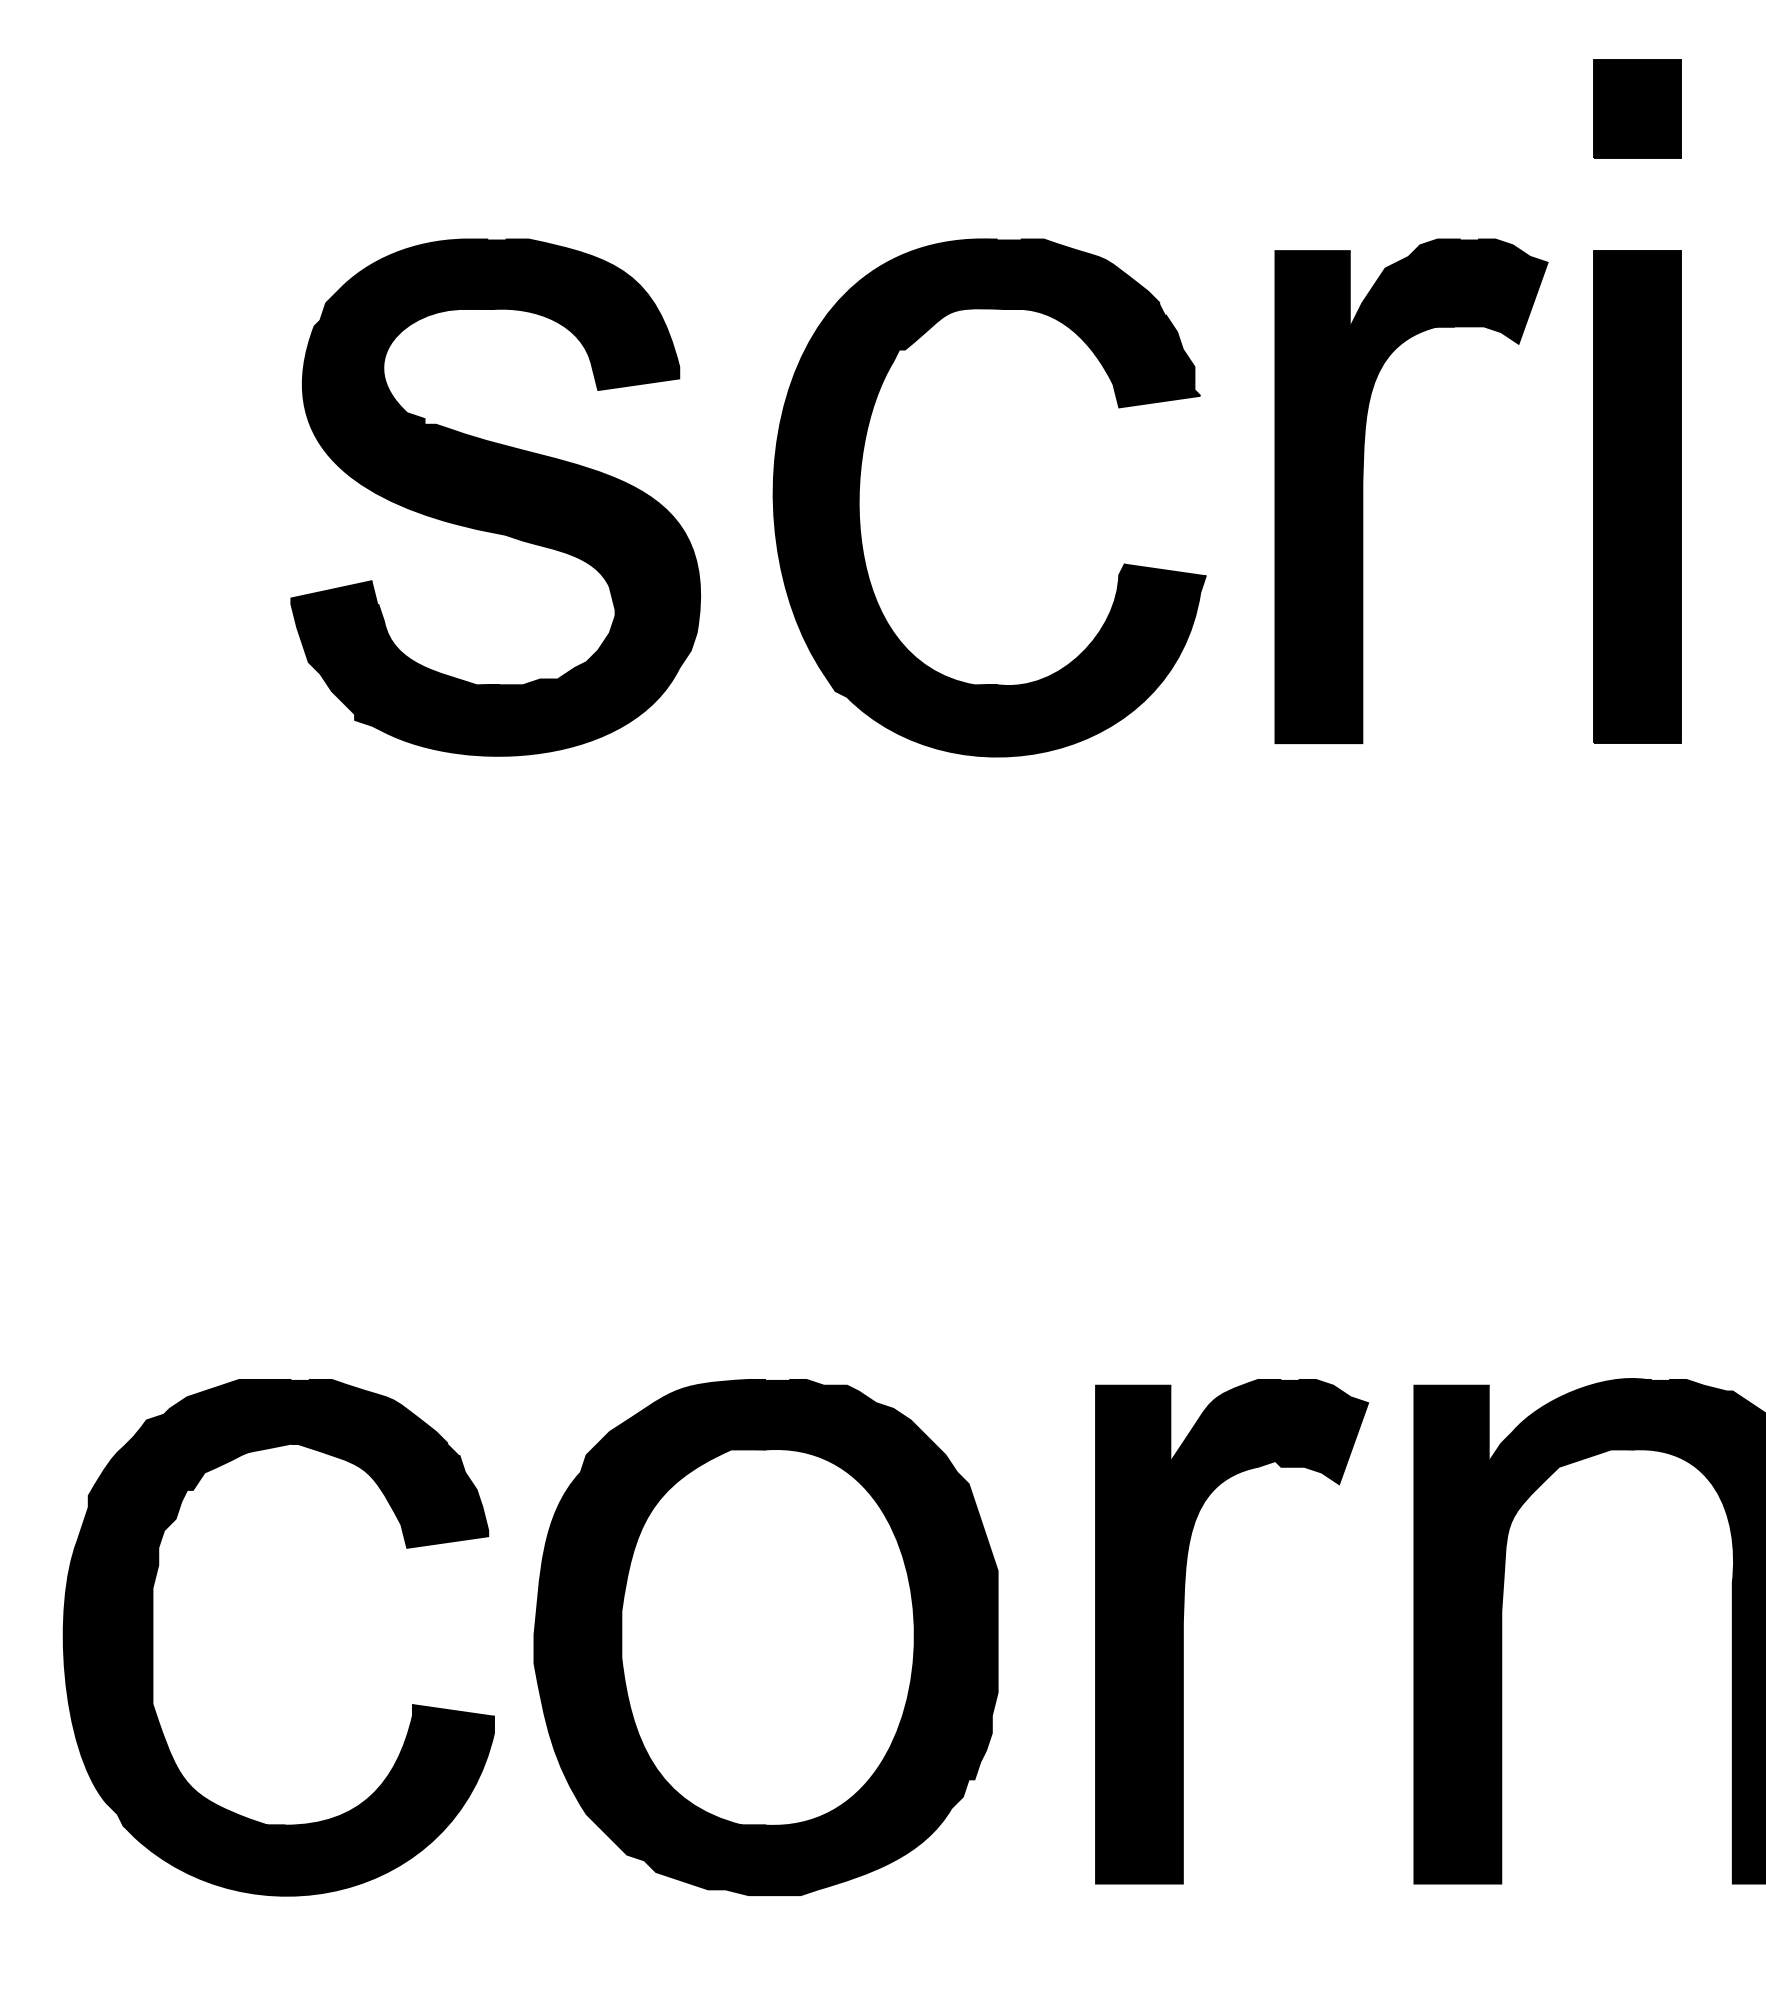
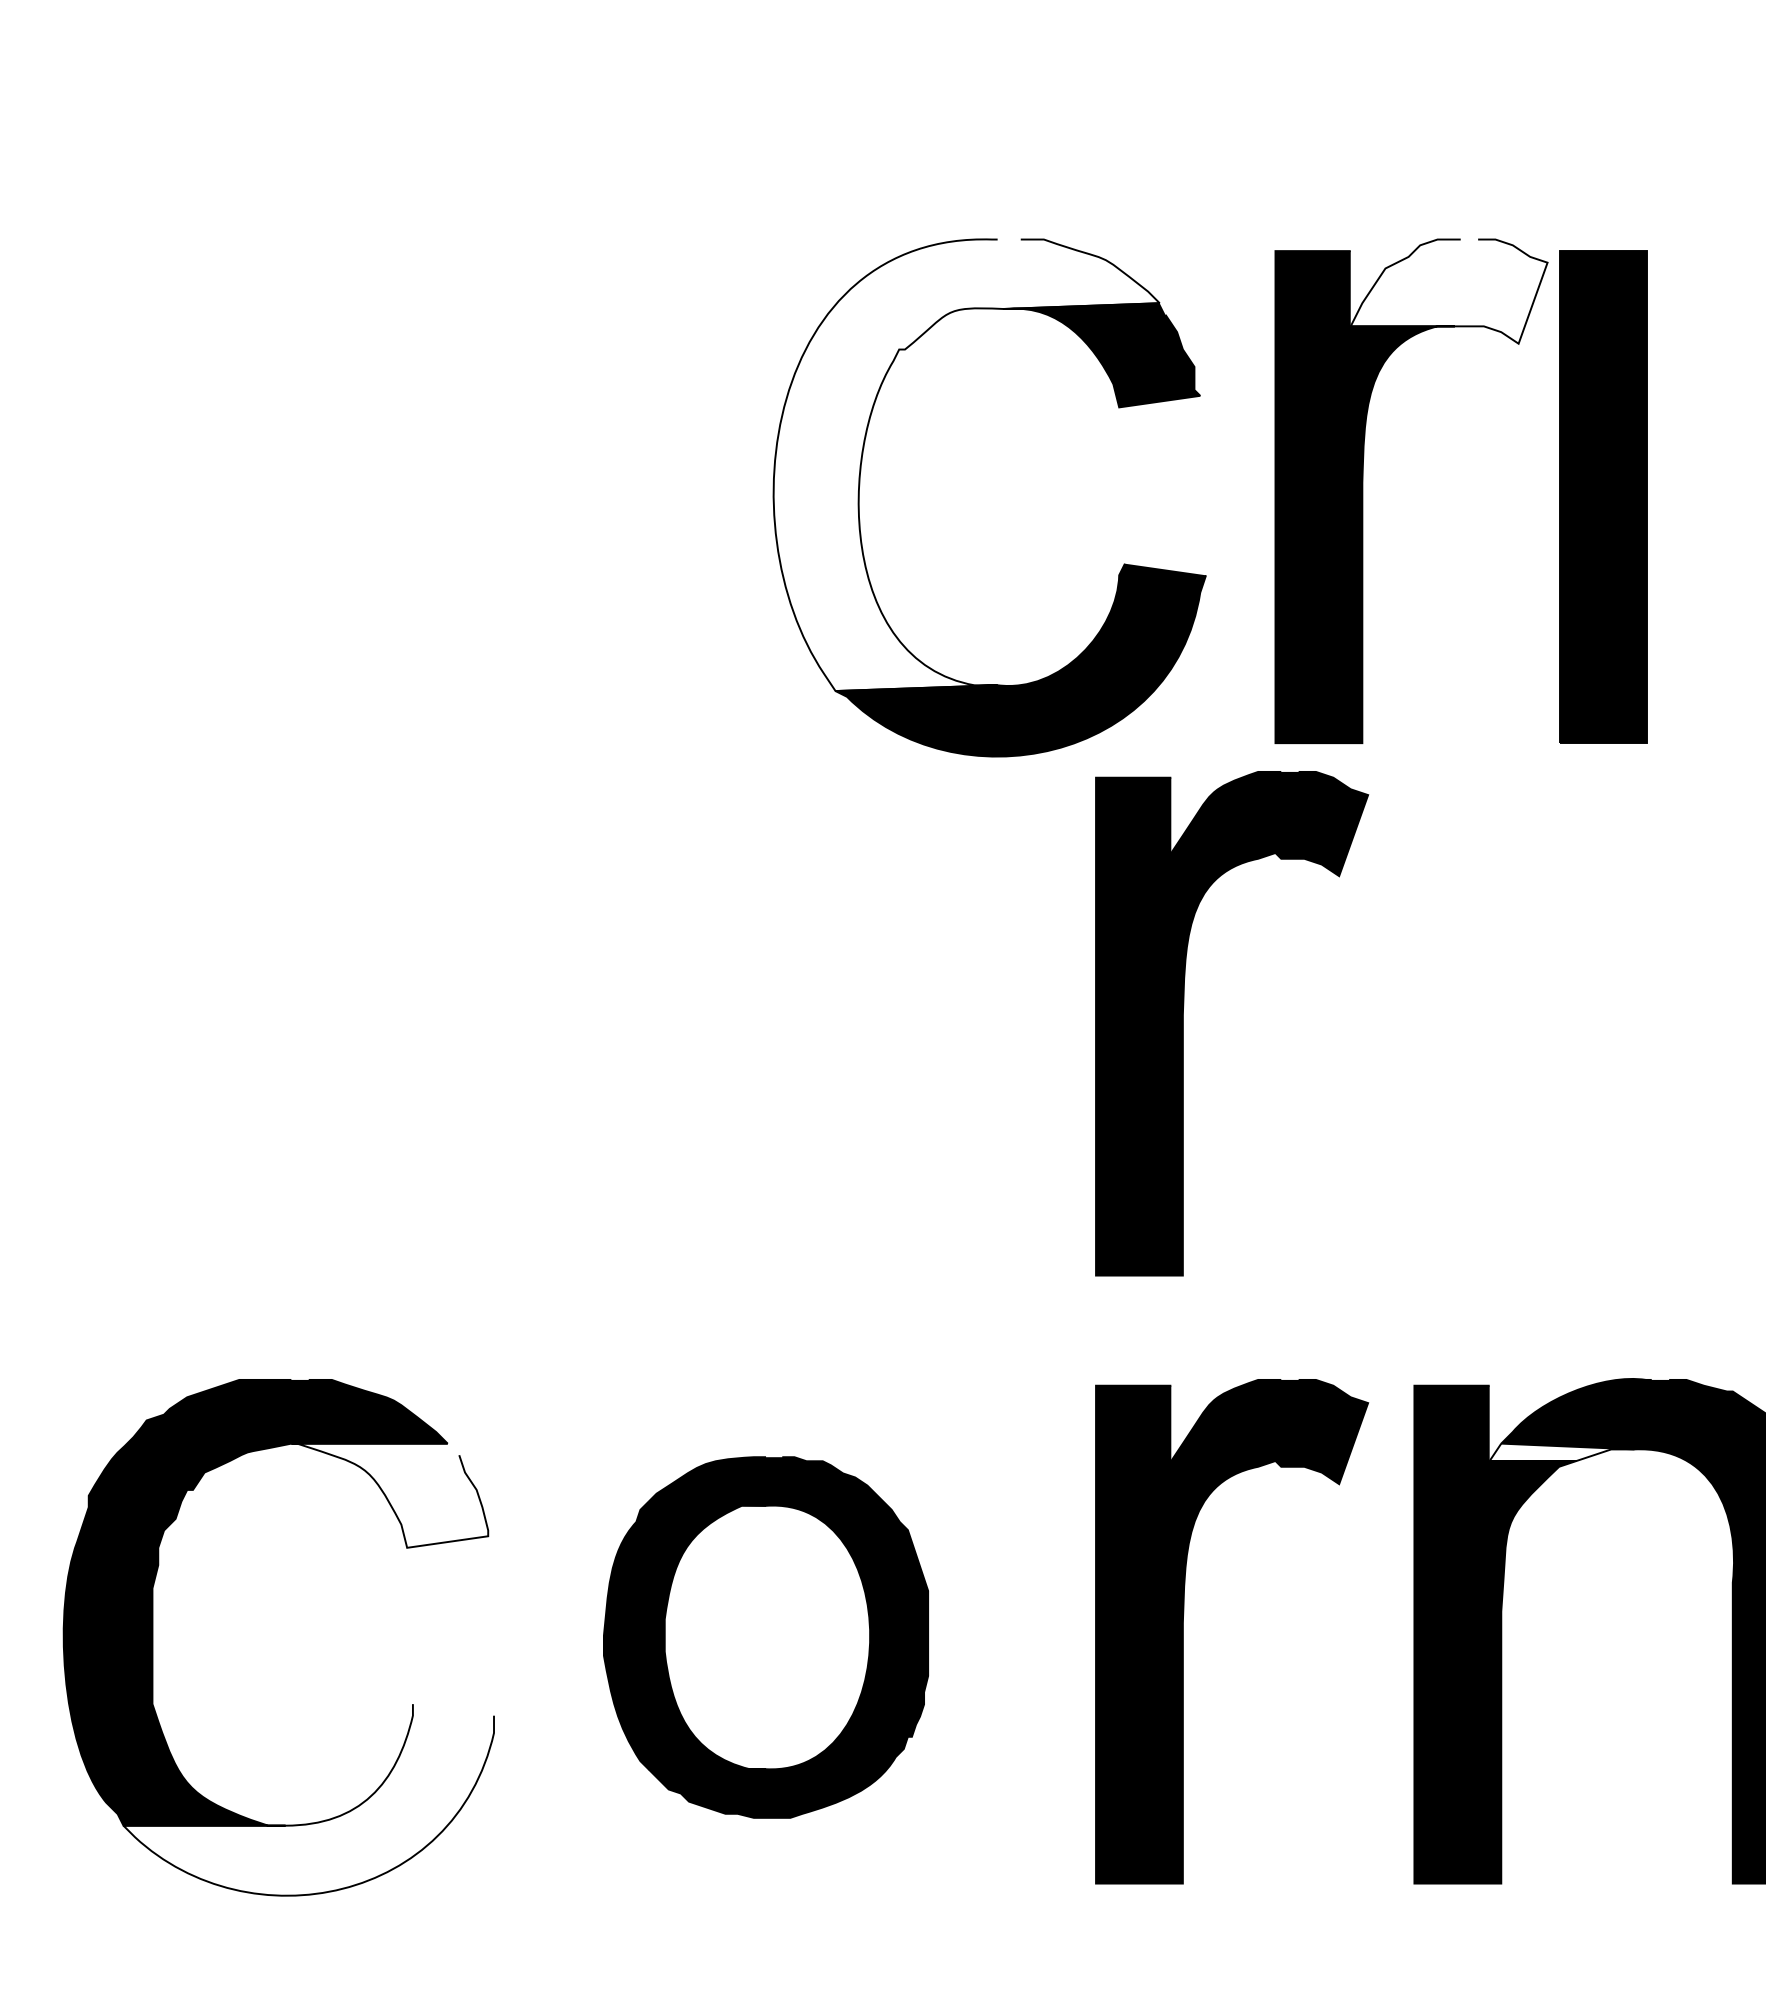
part: present -> none (1637, 108)
fill: present -> none (1448, 291)
fill: present -> none (966, 465)
part position: (1637, 496) -> (1603, 496) (1603, 496)
part: present -> none (495, 497)
part: none -> present (1183, 1023)
fill: present -> none (1561, 1451)
fill: present -> none (389, 1495)
part size: 466x517 px -> 326x363 px (765, 1637)
fill: present -> none (308, 1799)
